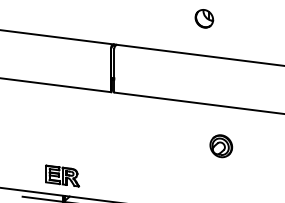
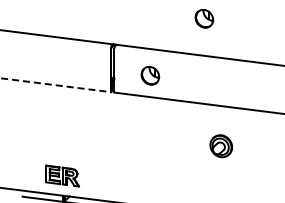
part: none -> present (150, 75)
line: solid -> dashed (55, 85)
